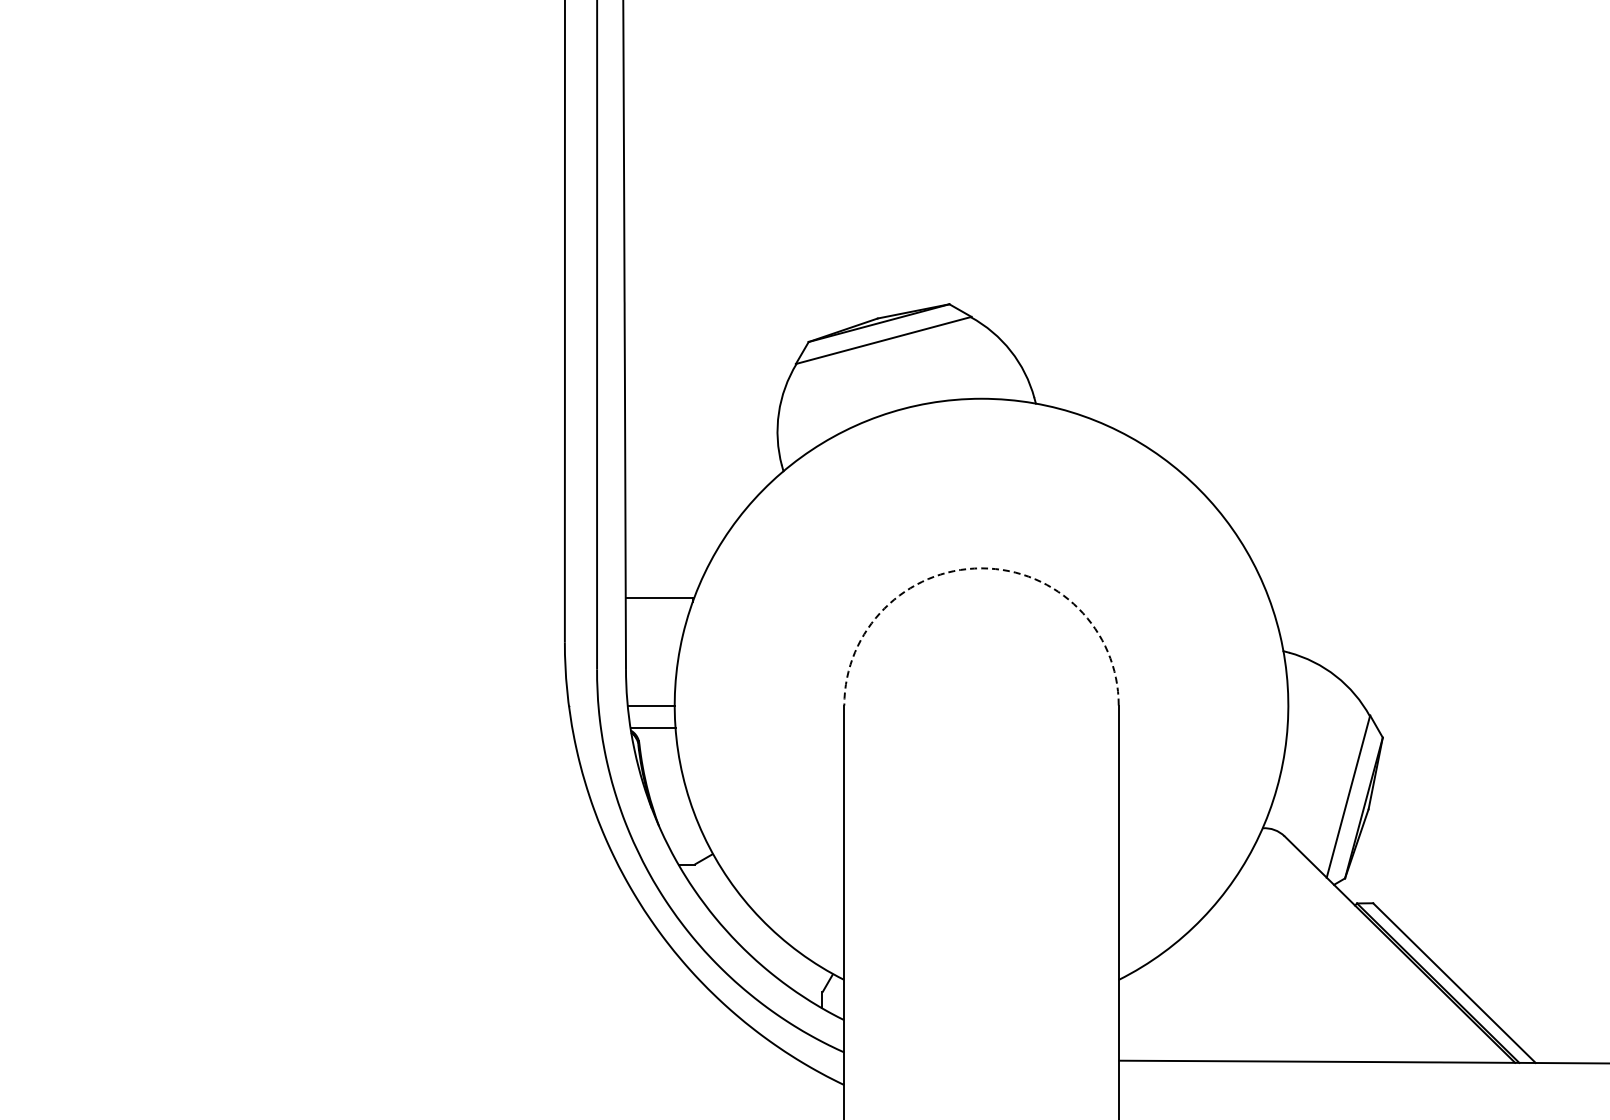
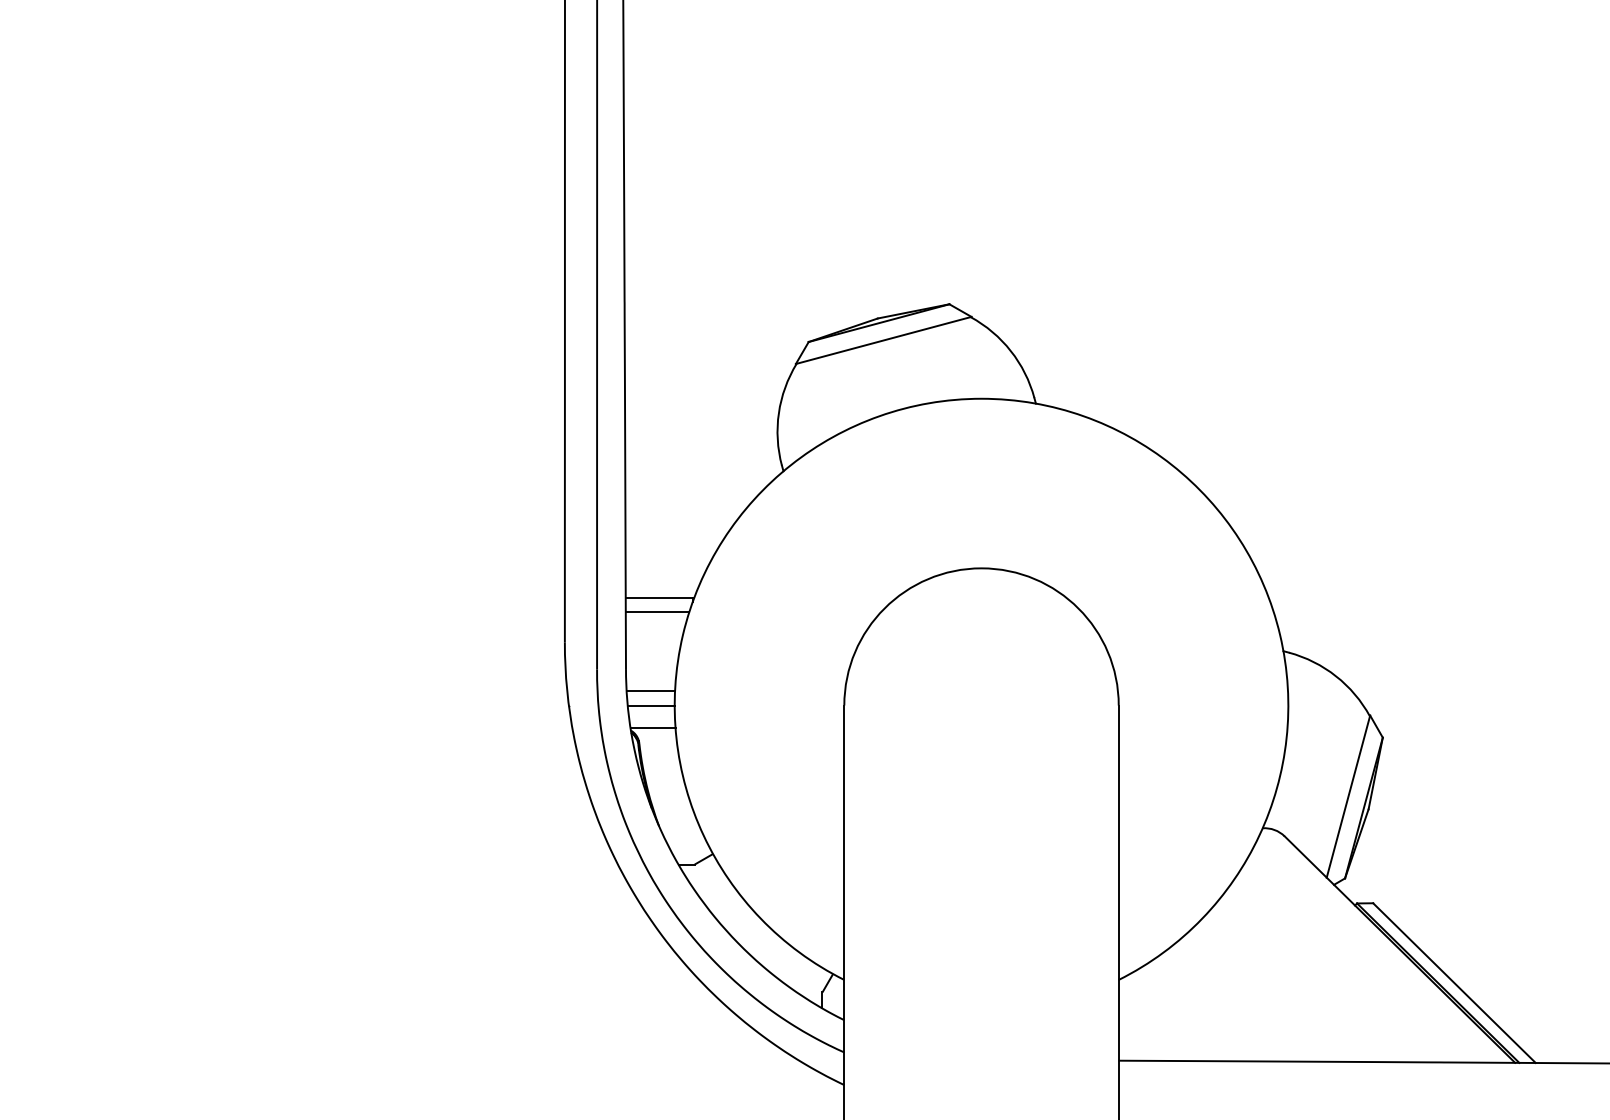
arc: dashed -> solid (981, 568)
line: none -> present (657, 611)
line: none -> present (650, 691)
